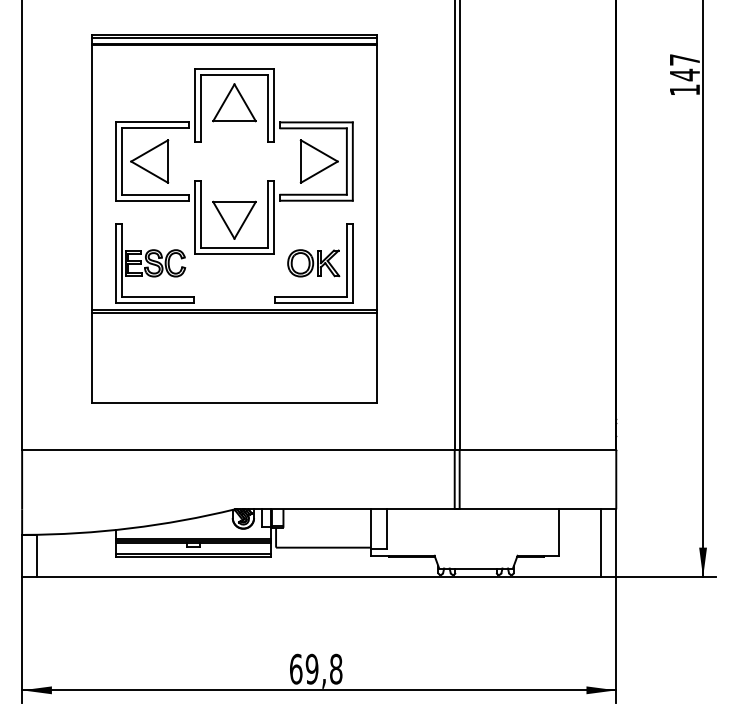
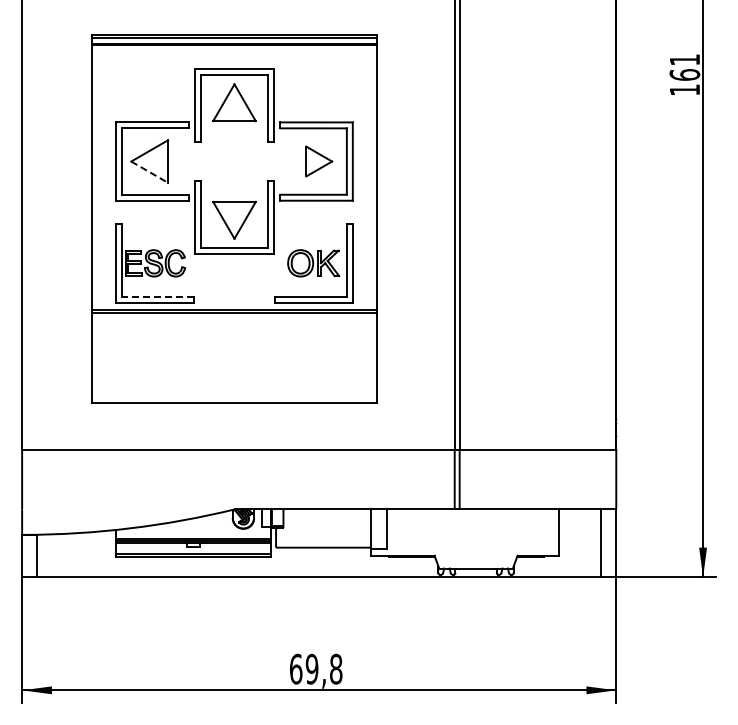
text: 147 -> 161 (684, 67)
part size: 40x45 px -> 29x33 px (319, 161)
line: solid -> dashed (150, 172)
line: solid -> dashed (157, 296)
